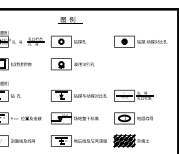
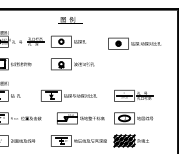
part position: (140, 41) -> (134, 43) (134, 43)
part position: (78, 95) -> (68, 95) (68, 95)
part position: (74, 118) -> (80, 118) (80, 118)
